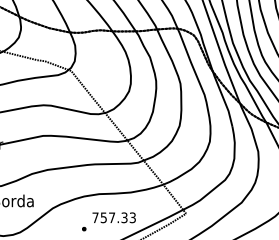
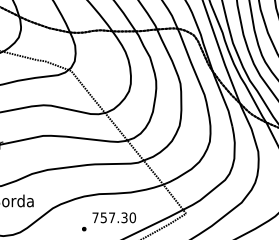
text: 757.33 -> 757.30 (132, 217)
